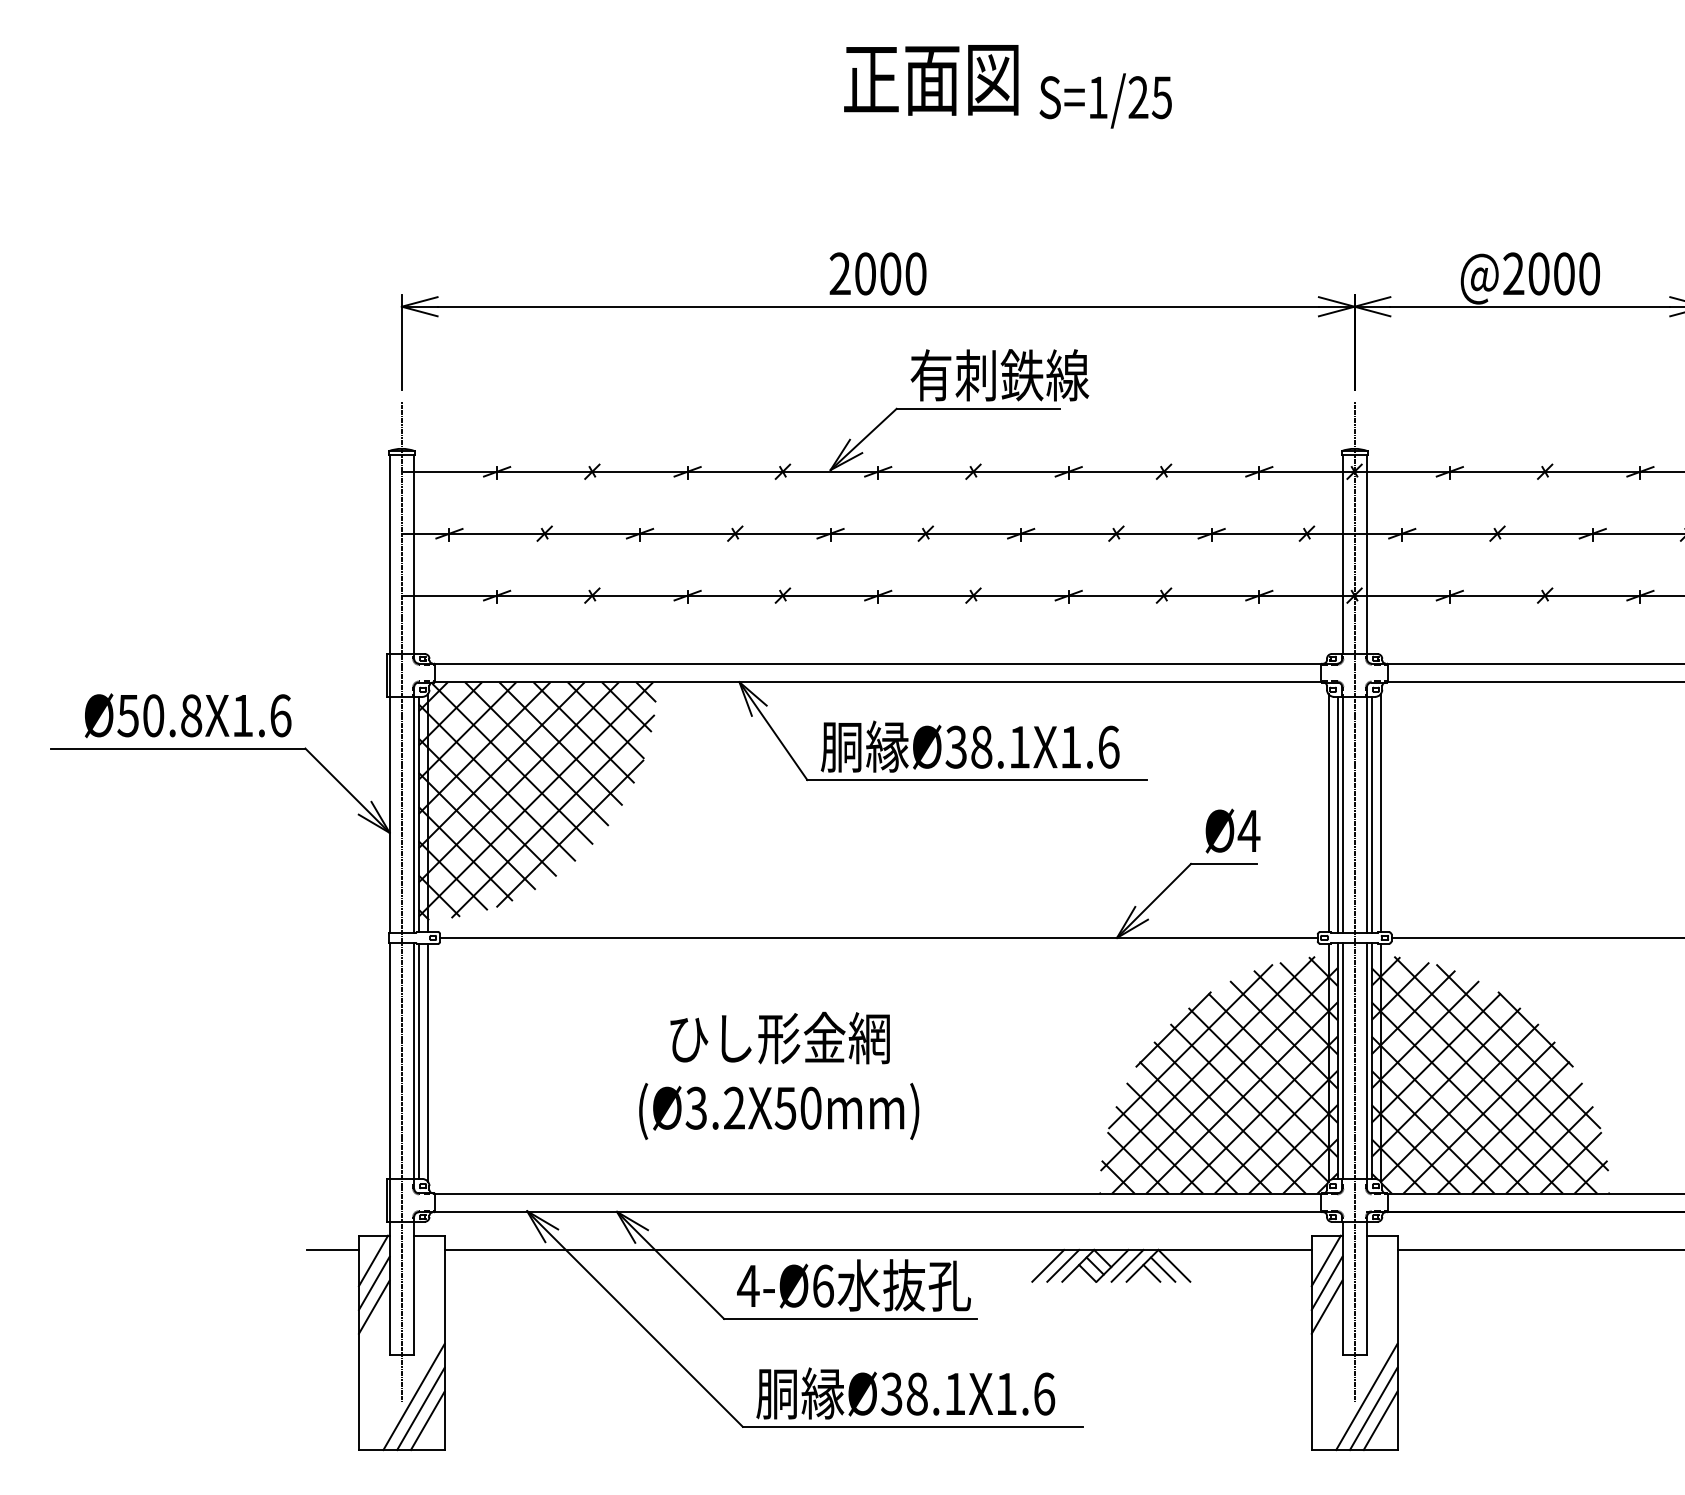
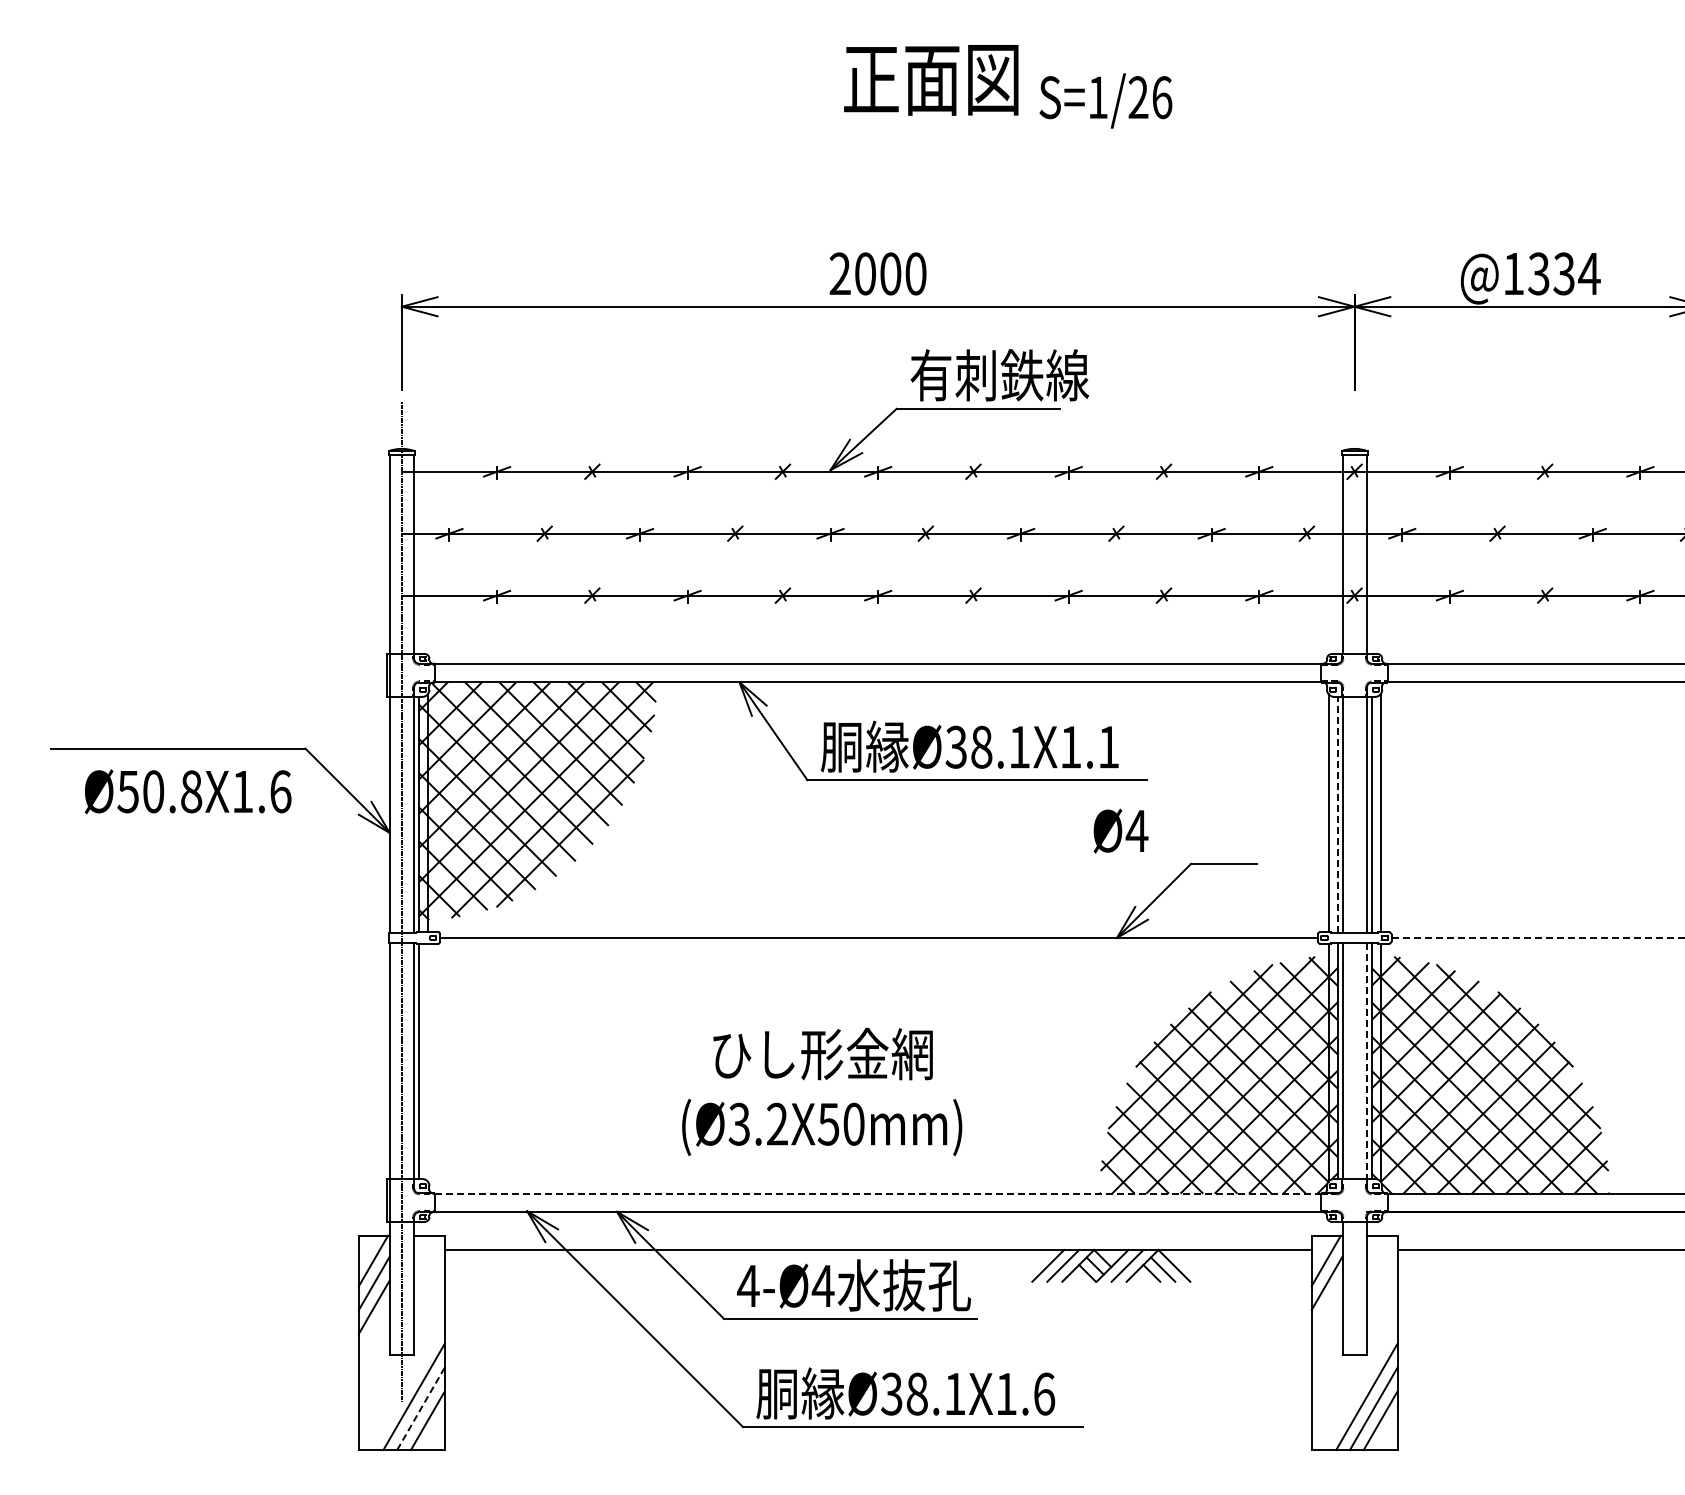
text: S=1/25 -> S=1/26 (1161, 97)
text: @2000 -> @1334 (1551, 273)
text position: (188, 715) -> (188, 791) (188, 791)
text: Ø38.1X1.6 -> Ø38.1X1.1 (1109, 746)
line: solid -> dashed (1337, 814)
text position: (1232, 830) -> (1120, 830) (1120, 830)
line: present -> none (1354, 902)
line: solid -> dashed (1538, 937)
line: solid -> dashed (1366, 1061)
line: present -> none (427, 1062)
text position: (779, 1075) -> (822, 1091) (822, 1091)
line: solid -> dashed (878, 1193)
line: present -> none (332, 1249)
text: 4-Ø6 -> 4-Ø4 (822, 1285)
line: present -> none (1326, 1306)
line: solid -> dashed (420, 1408)
